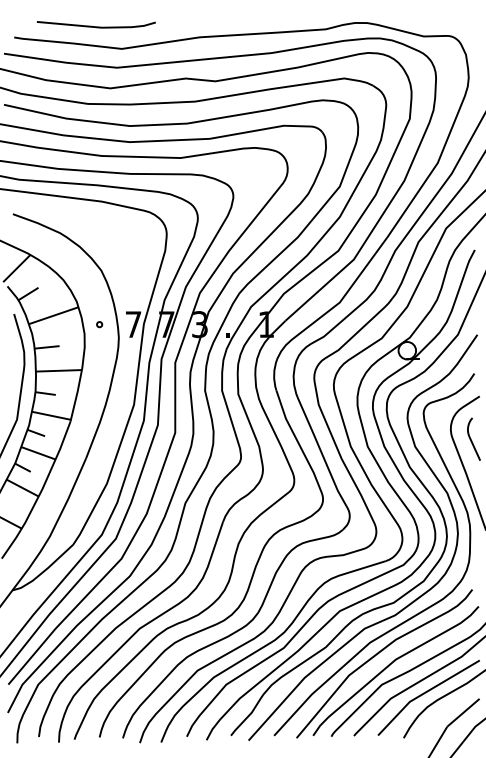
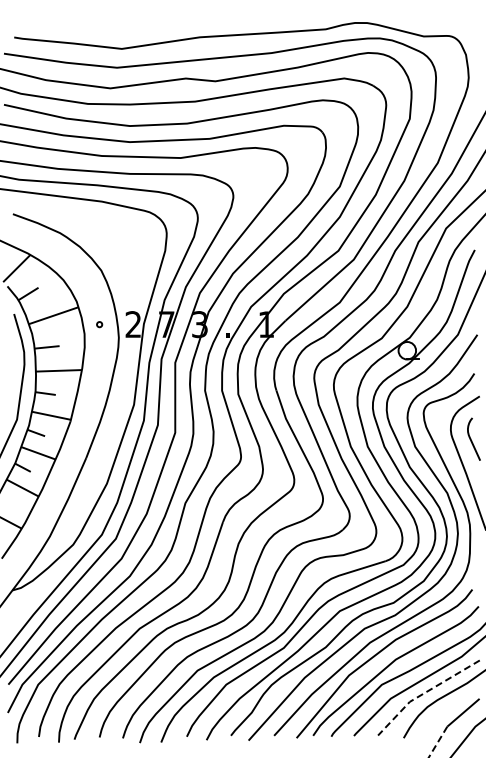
line: present -> none (96, 26)
text: 7 -> 2 (133, 324)
line: solid -> dashed (424, 693)
line: solid -> dashed (437, 742)
